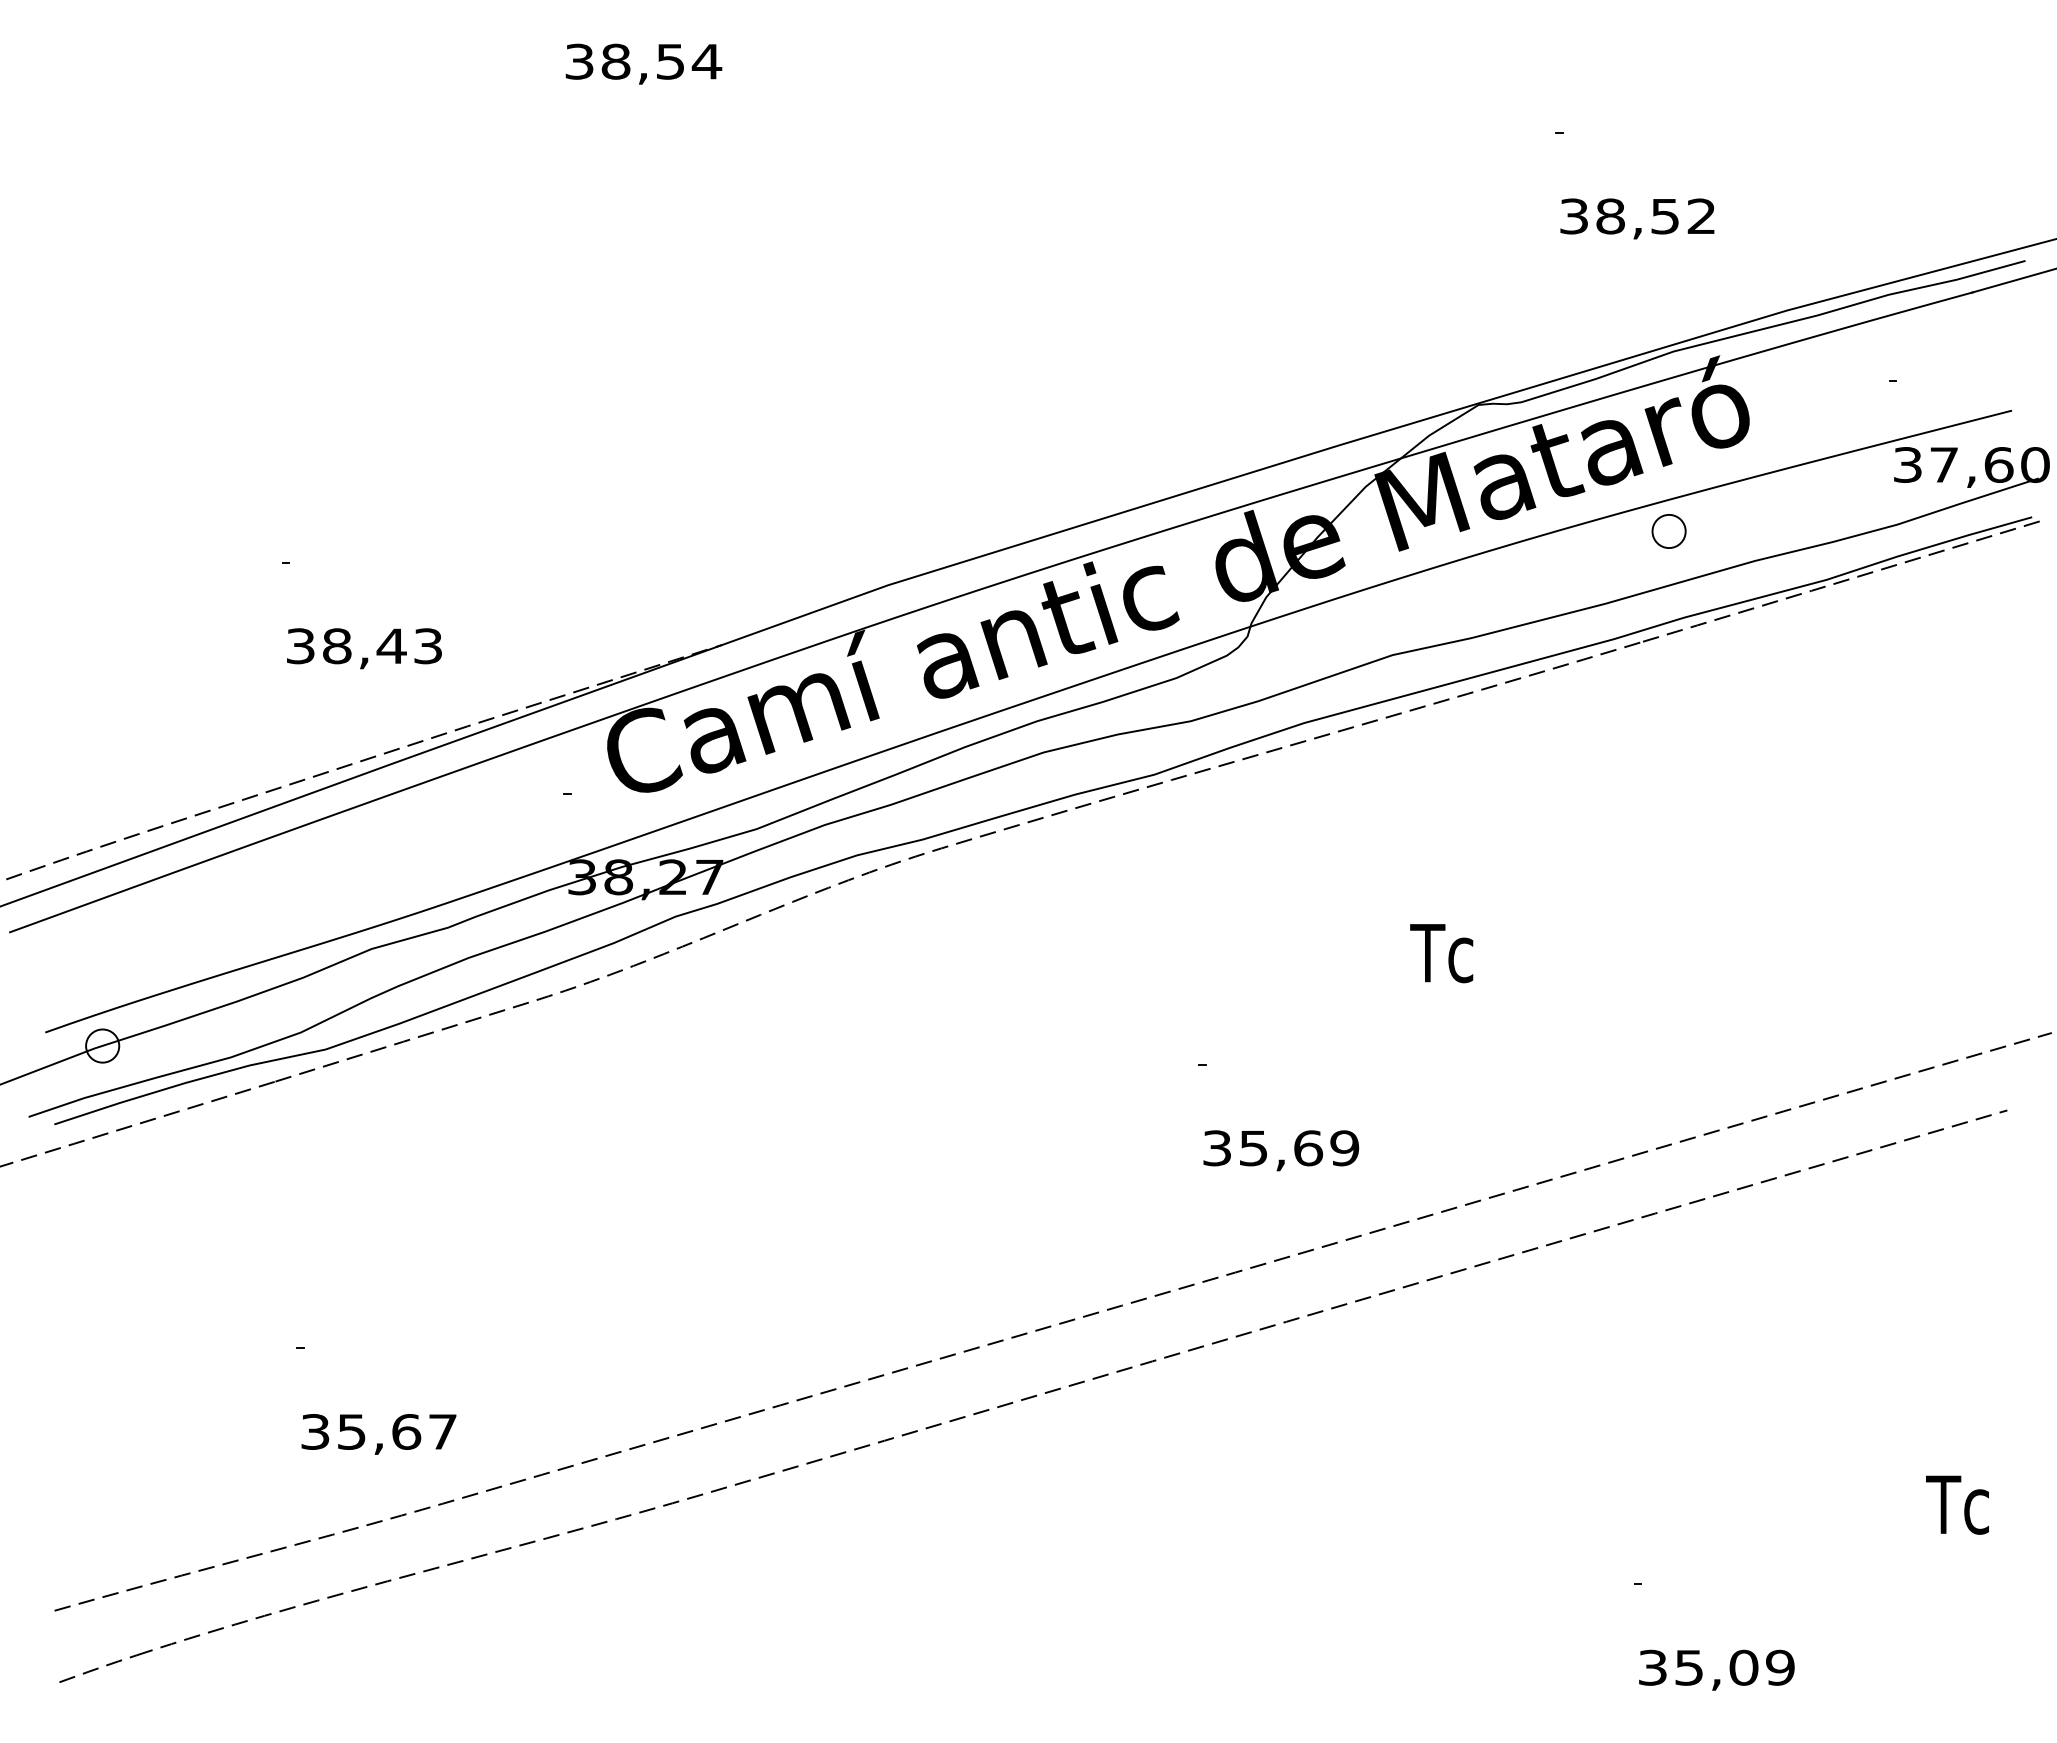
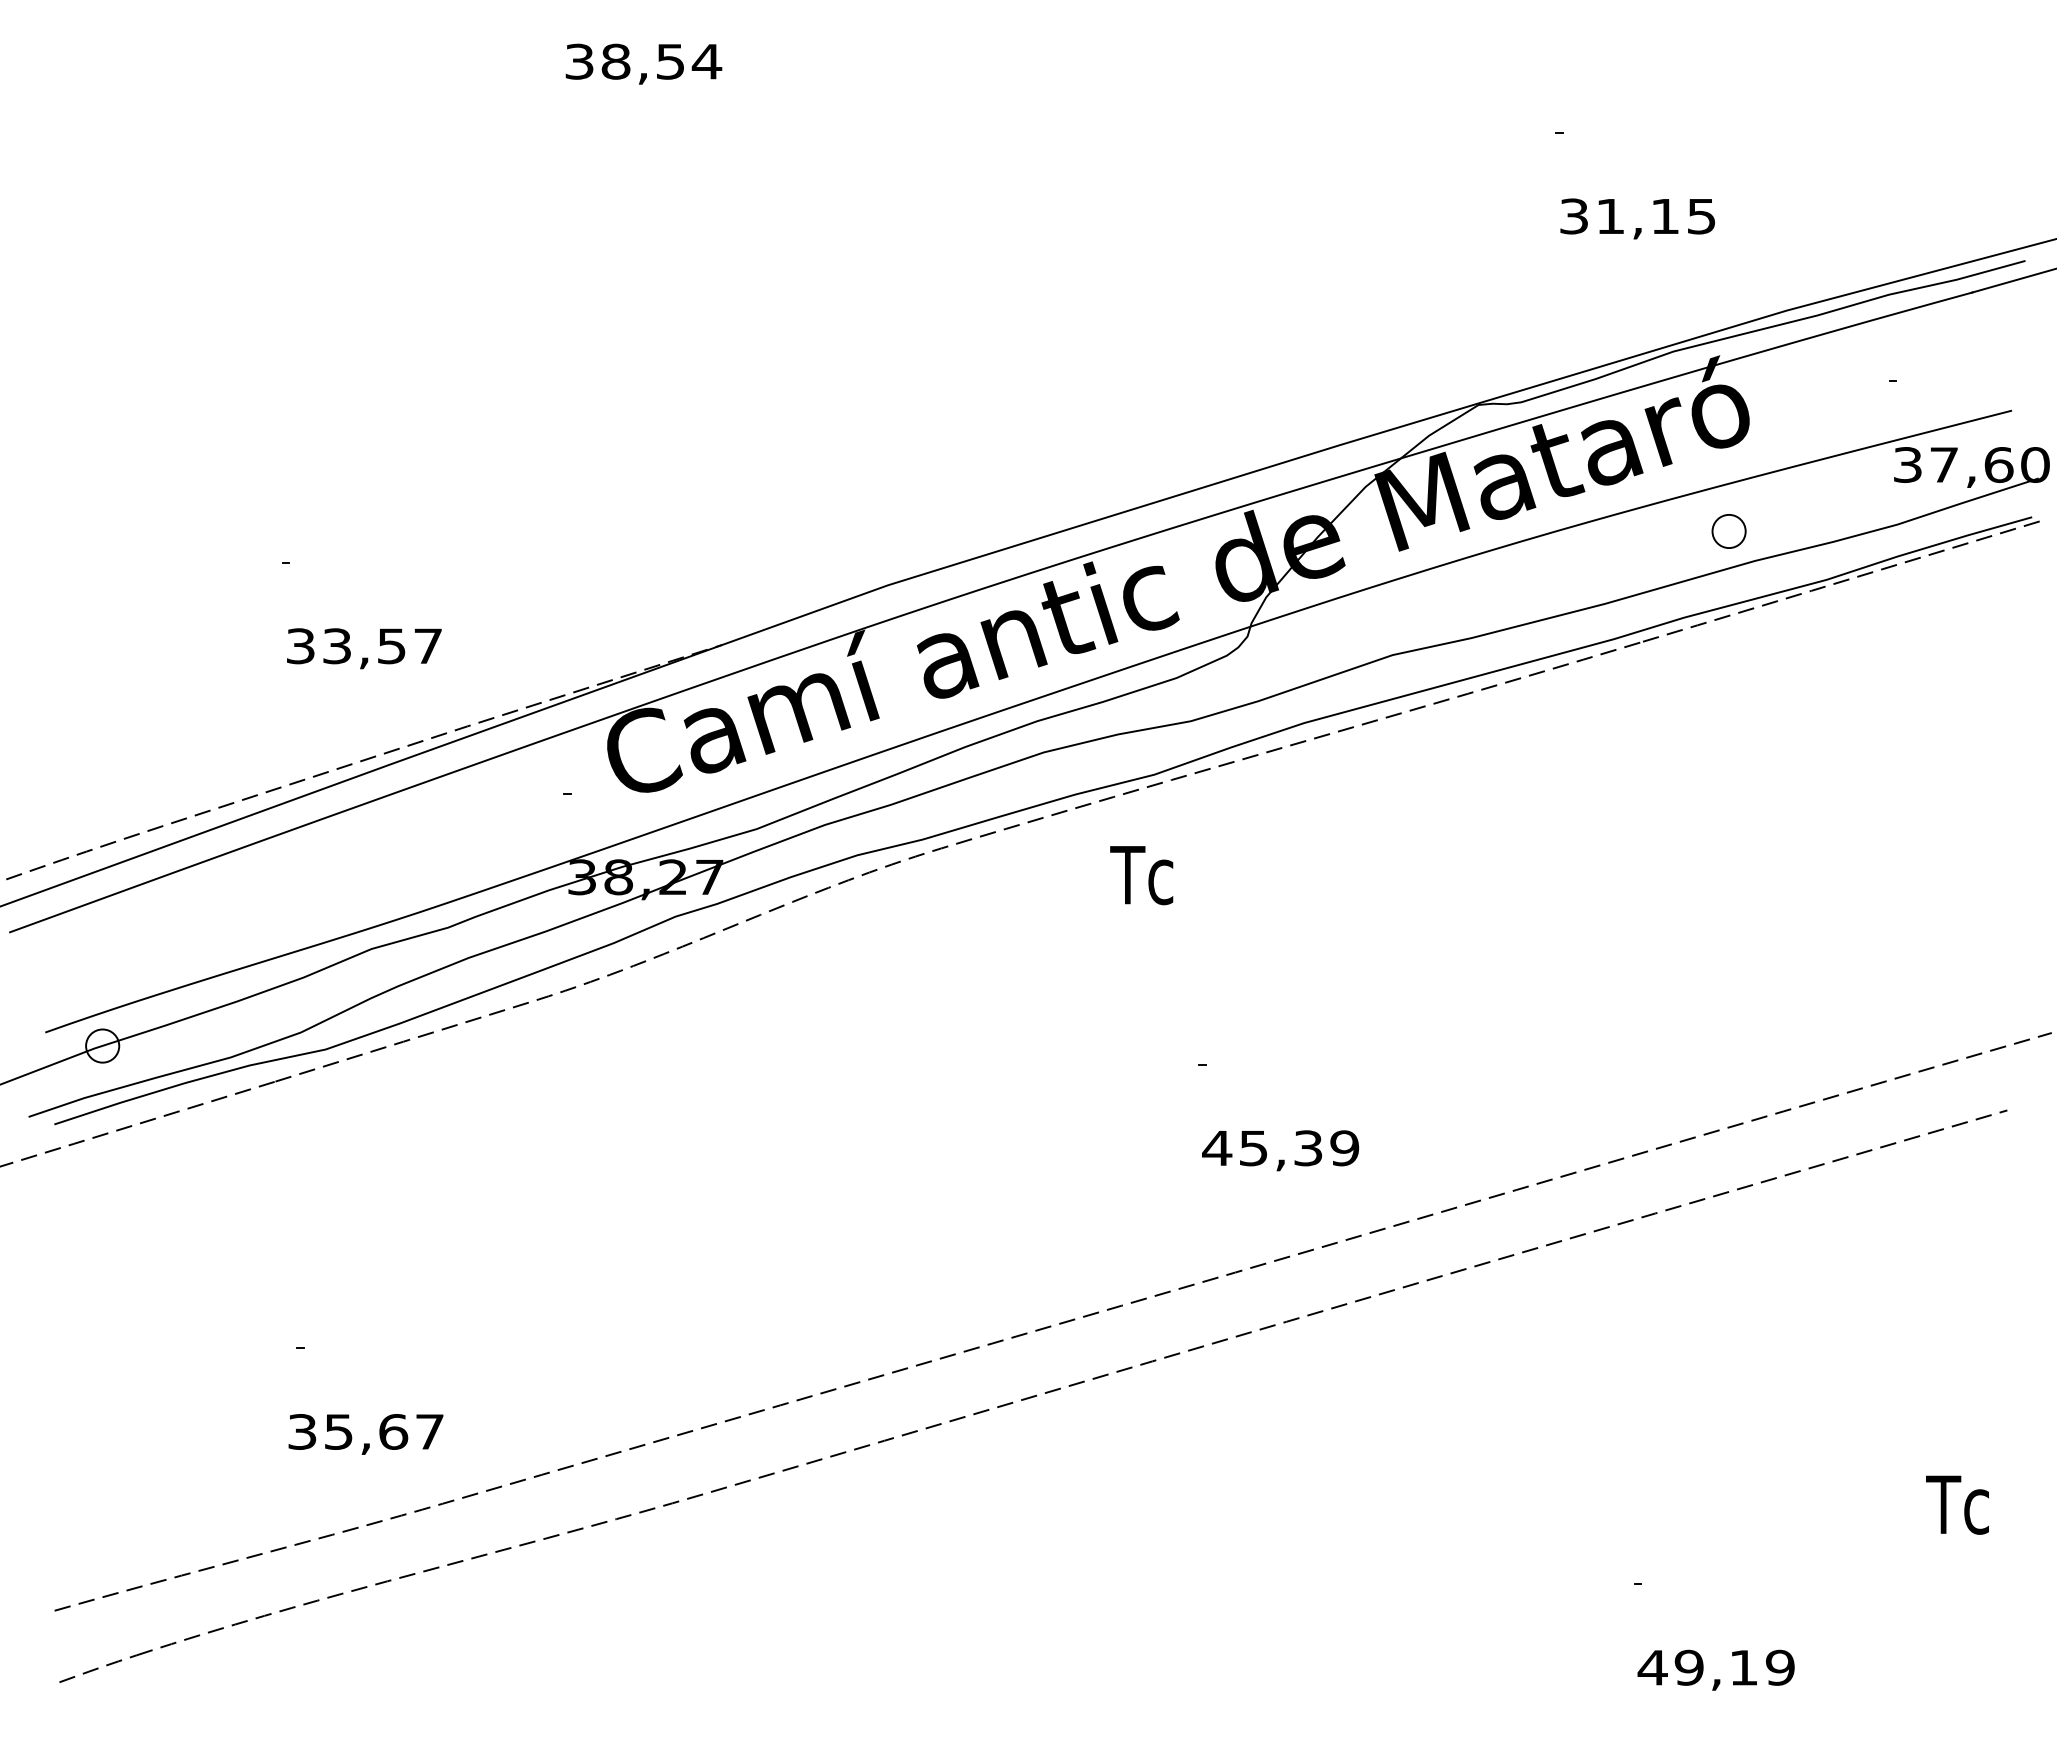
text: 38,52 -> 31,15 (1655, 216)
part position: (1668, 531) -> (1728, 531) (1728, 531)
text: 38,43 -> 33,57 (382, 646)
text position: (1441, 953) -> (1141, 875) (1141, 875)
text: 35,69 -> 45,39 (1262, 1148)
text position: (378, 1434) -> (365, 1434) (365, 1434)
text: 35,09 -> 49,19 (1697, 1667)
